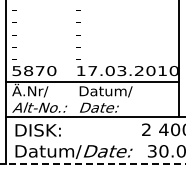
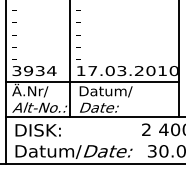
line: none -> present (70, 59)
text: 5870 -> 3934 (34, 71)
line: dashed -> solid (92, 163)
